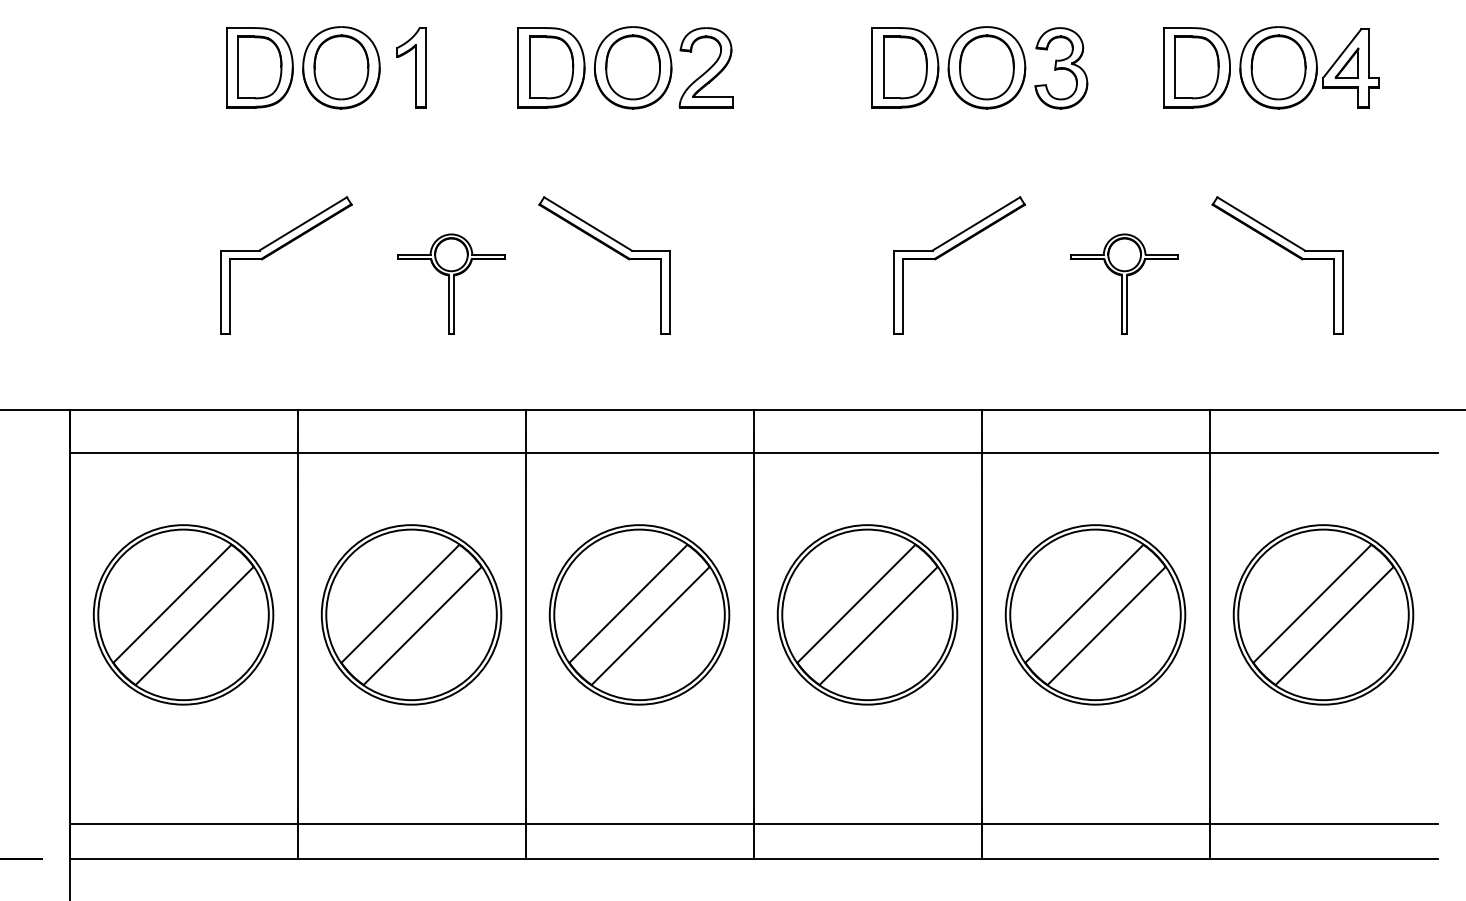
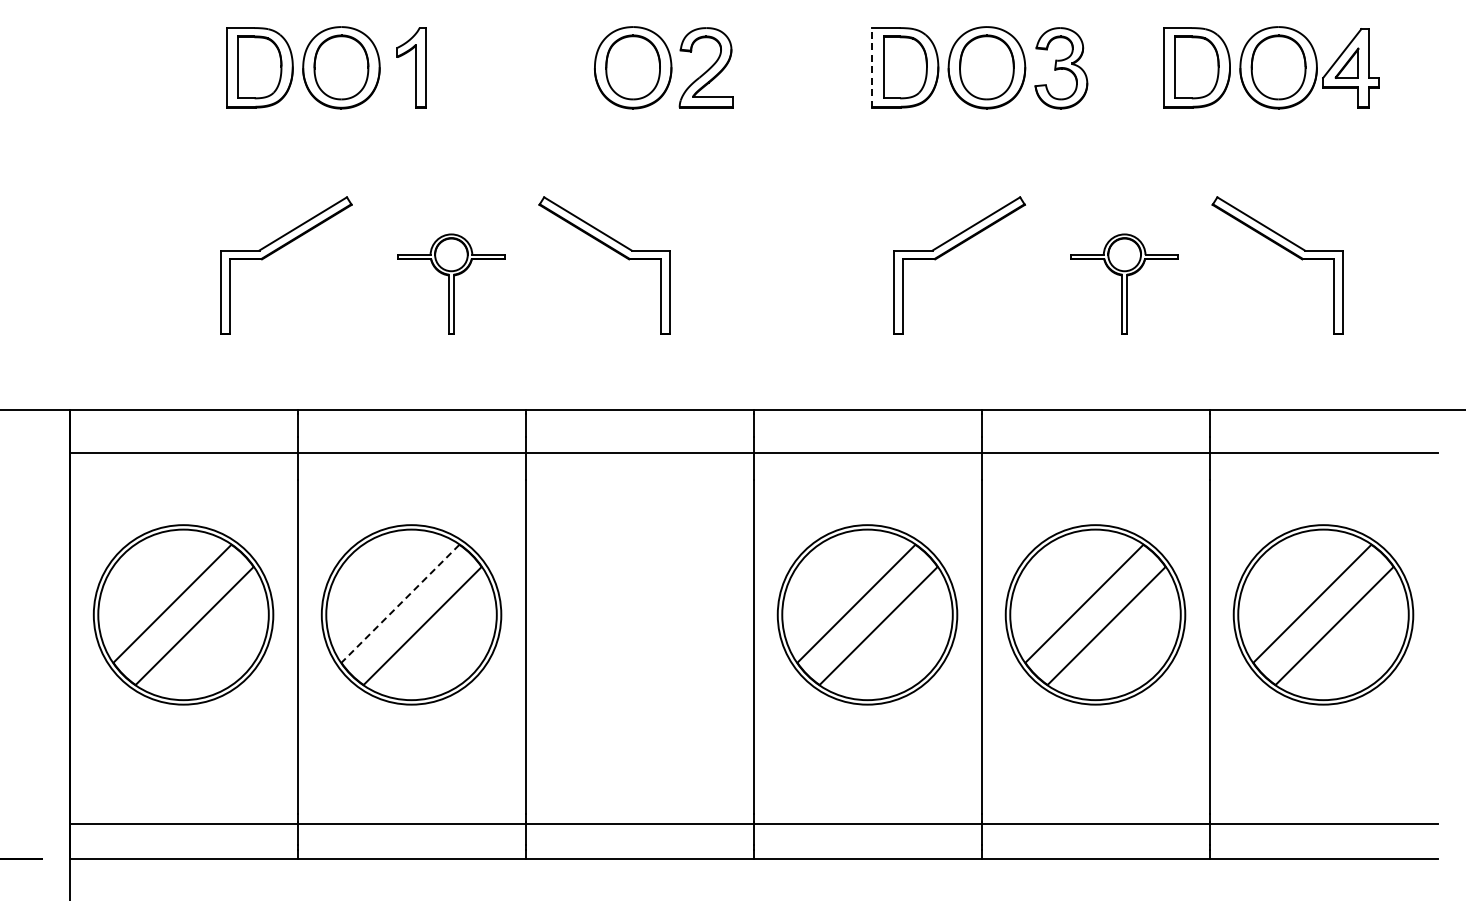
part: present -> none (551, 67)
line: solid -> dashed (872, 67)
line: solid -> dashed (400, 604)
part: present -> none (639, 614)
